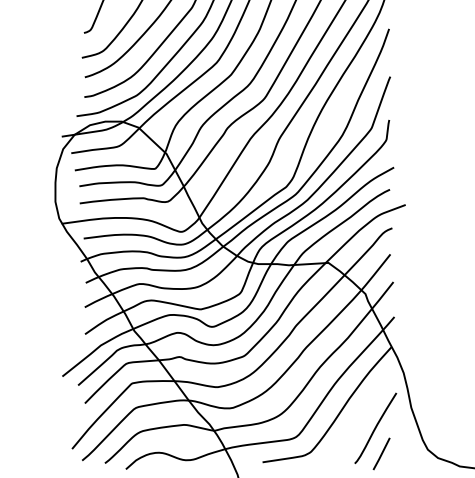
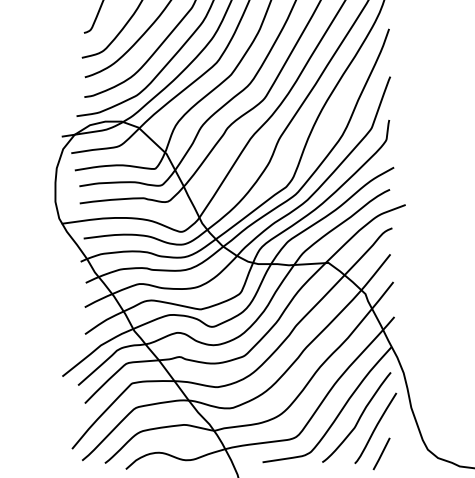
curve: none -> present (358, 418)
